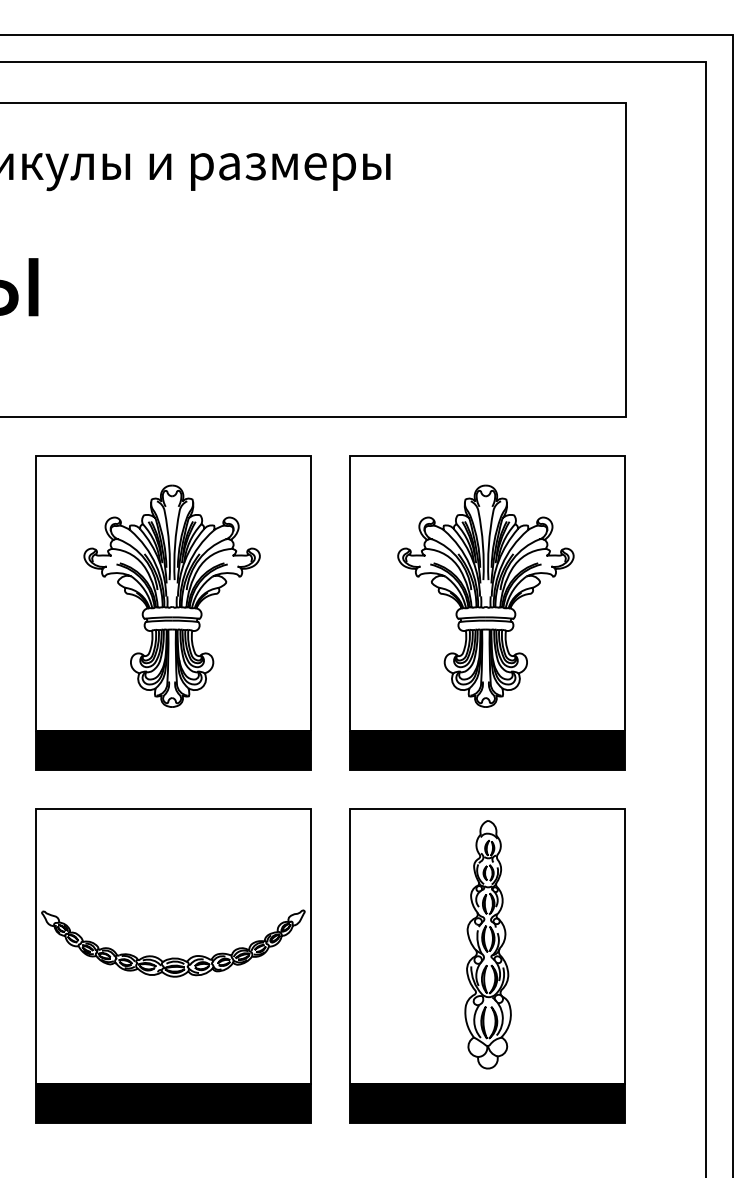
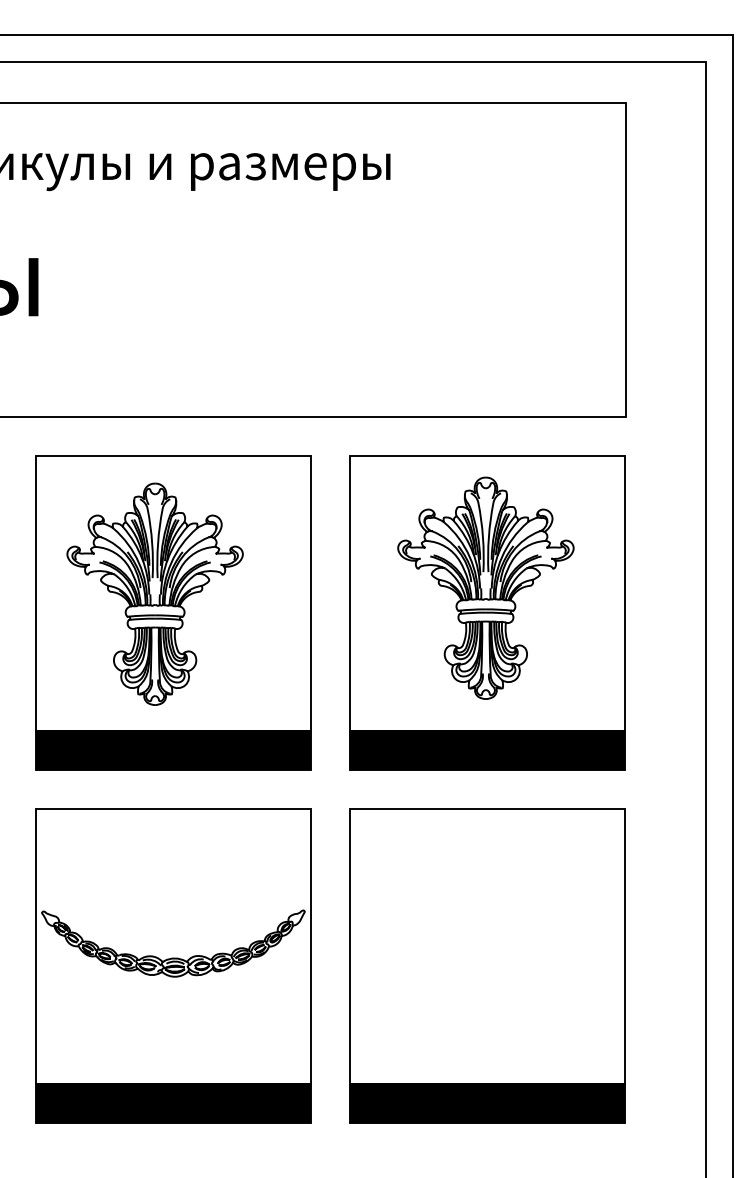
part position: (171, 595) -> (154, 593) (154, 593)
part position: (485, 595) -> (485, 587) (485, 587)
part: present -> none (487, 944)
